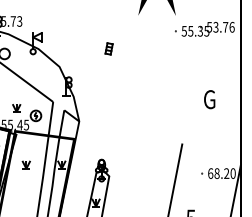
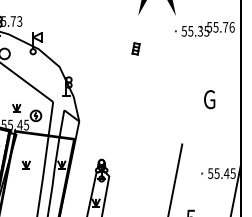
text: 53.76 -> 55.76 (215, 25)
part position: (108, 48) -> (135, 48) (135, 48)
text: 68.20 -> 55.45 (221, 173)
